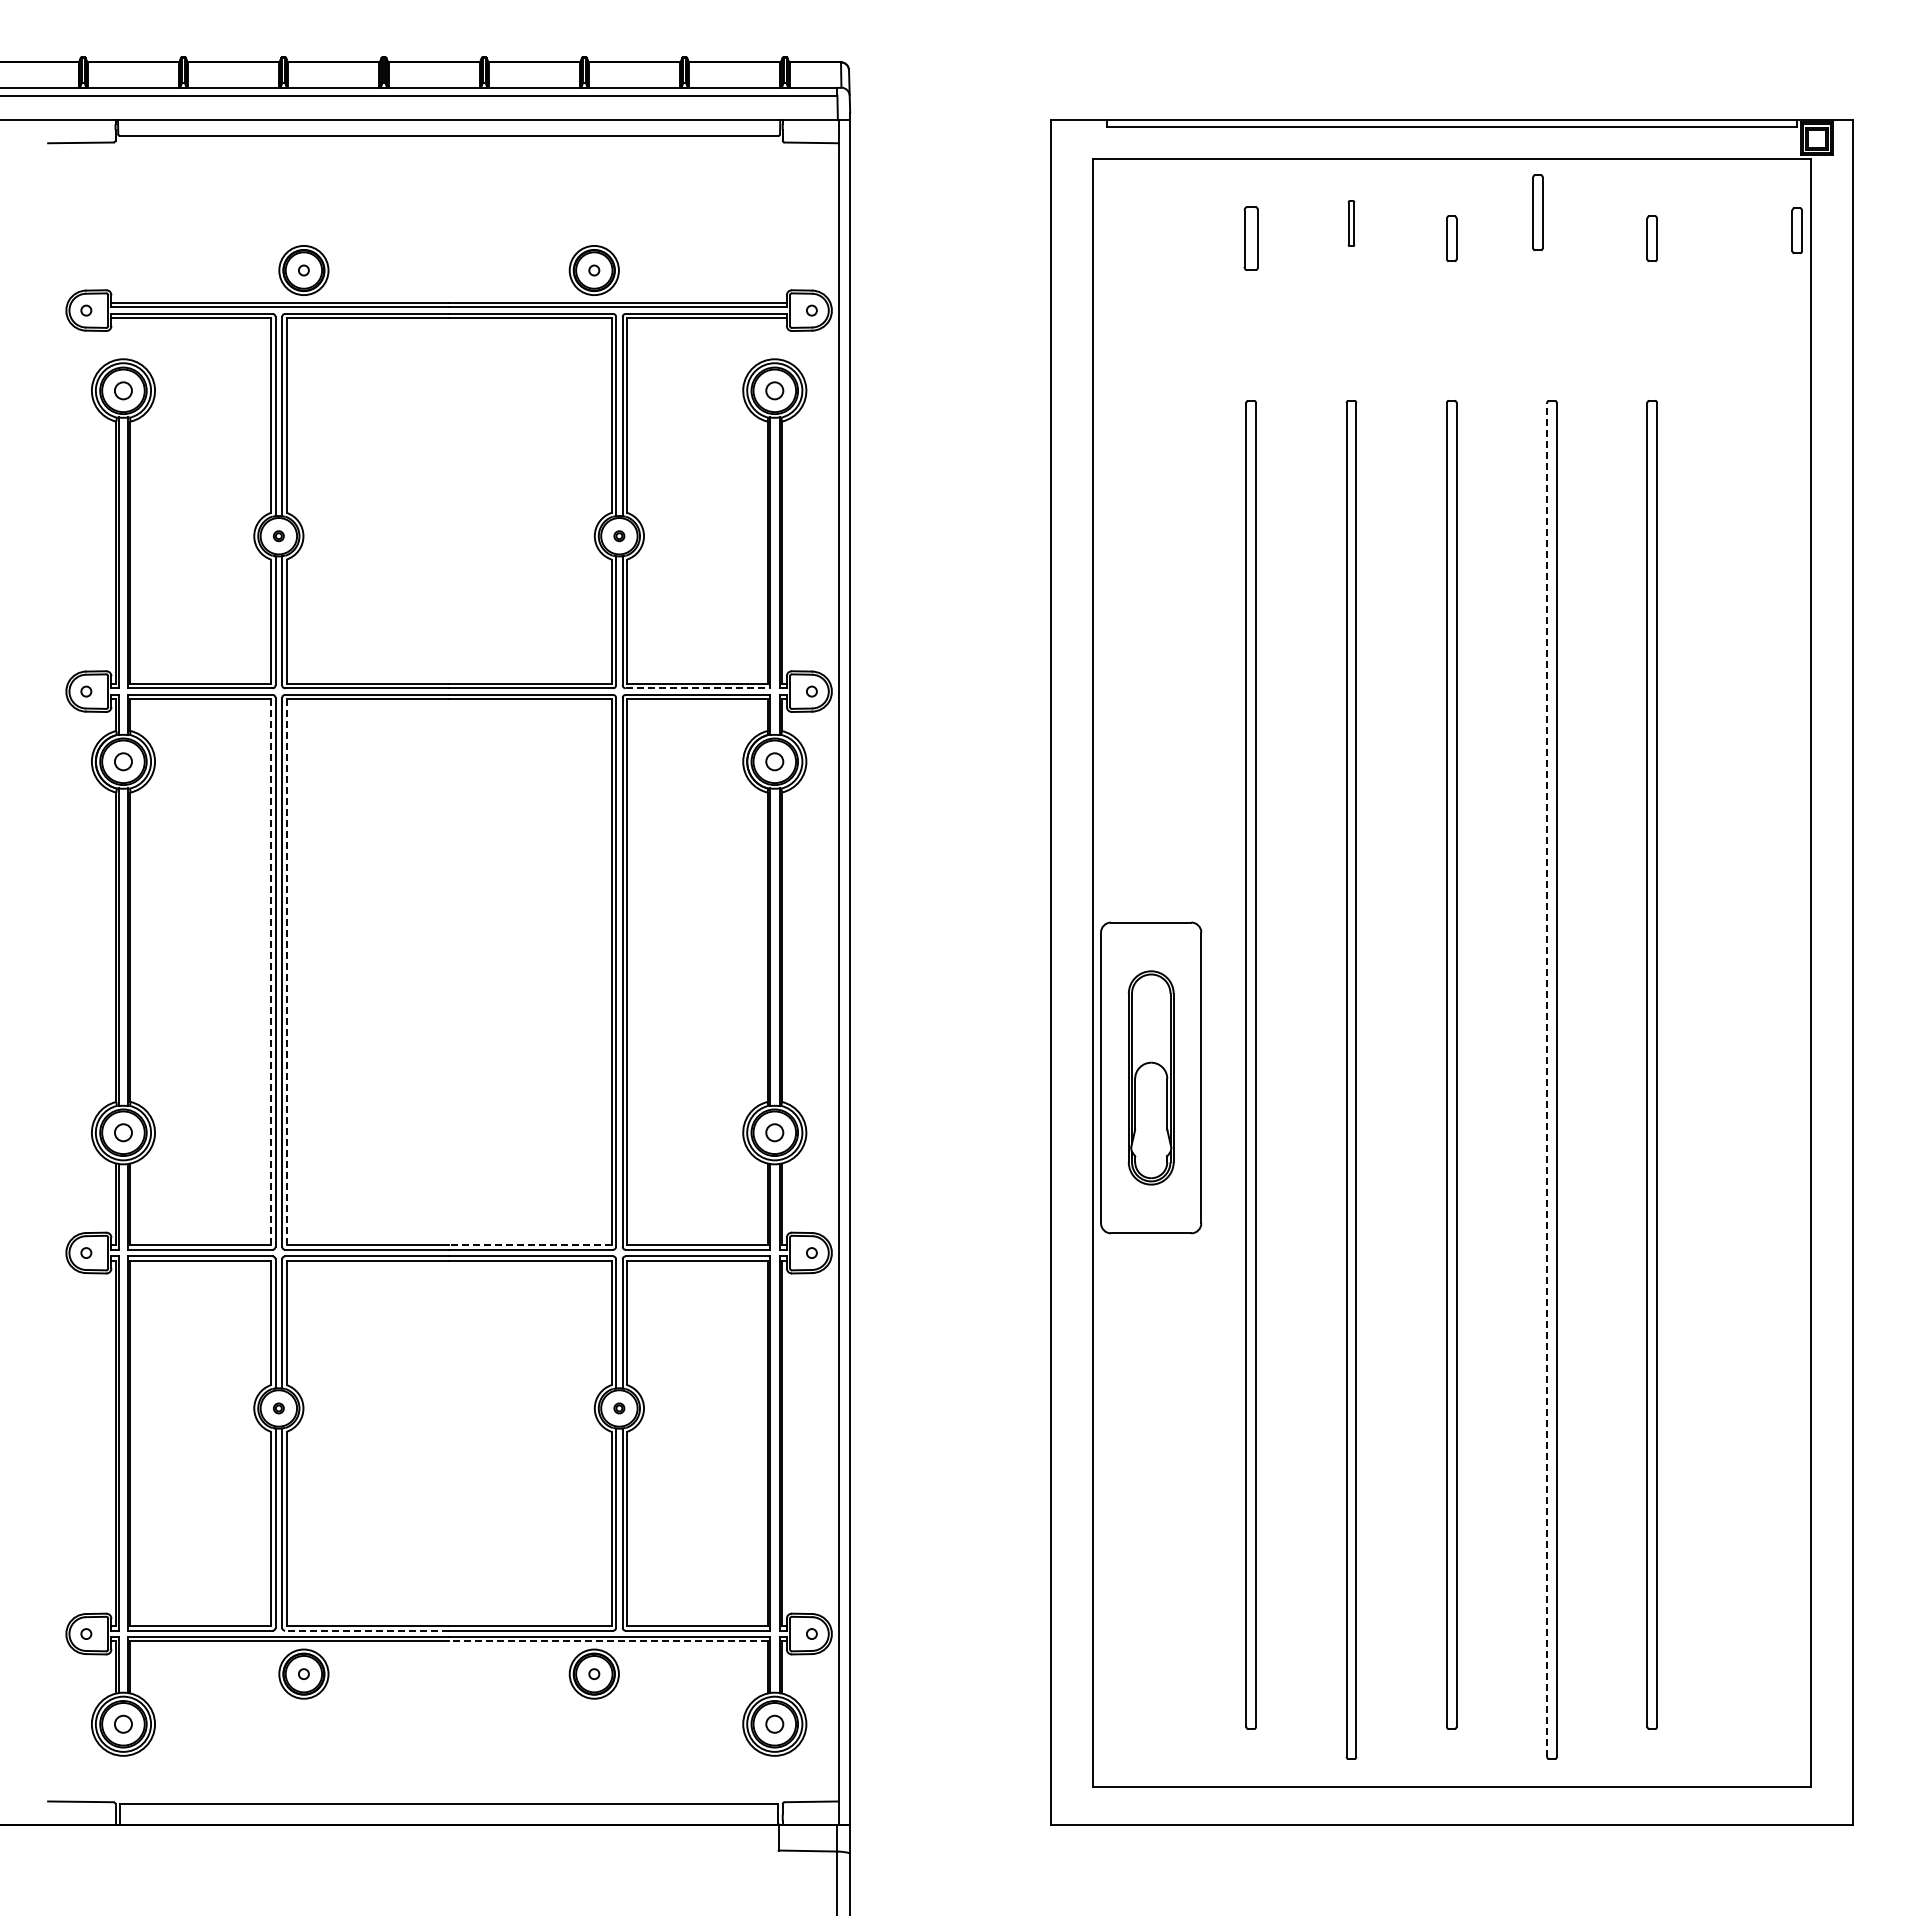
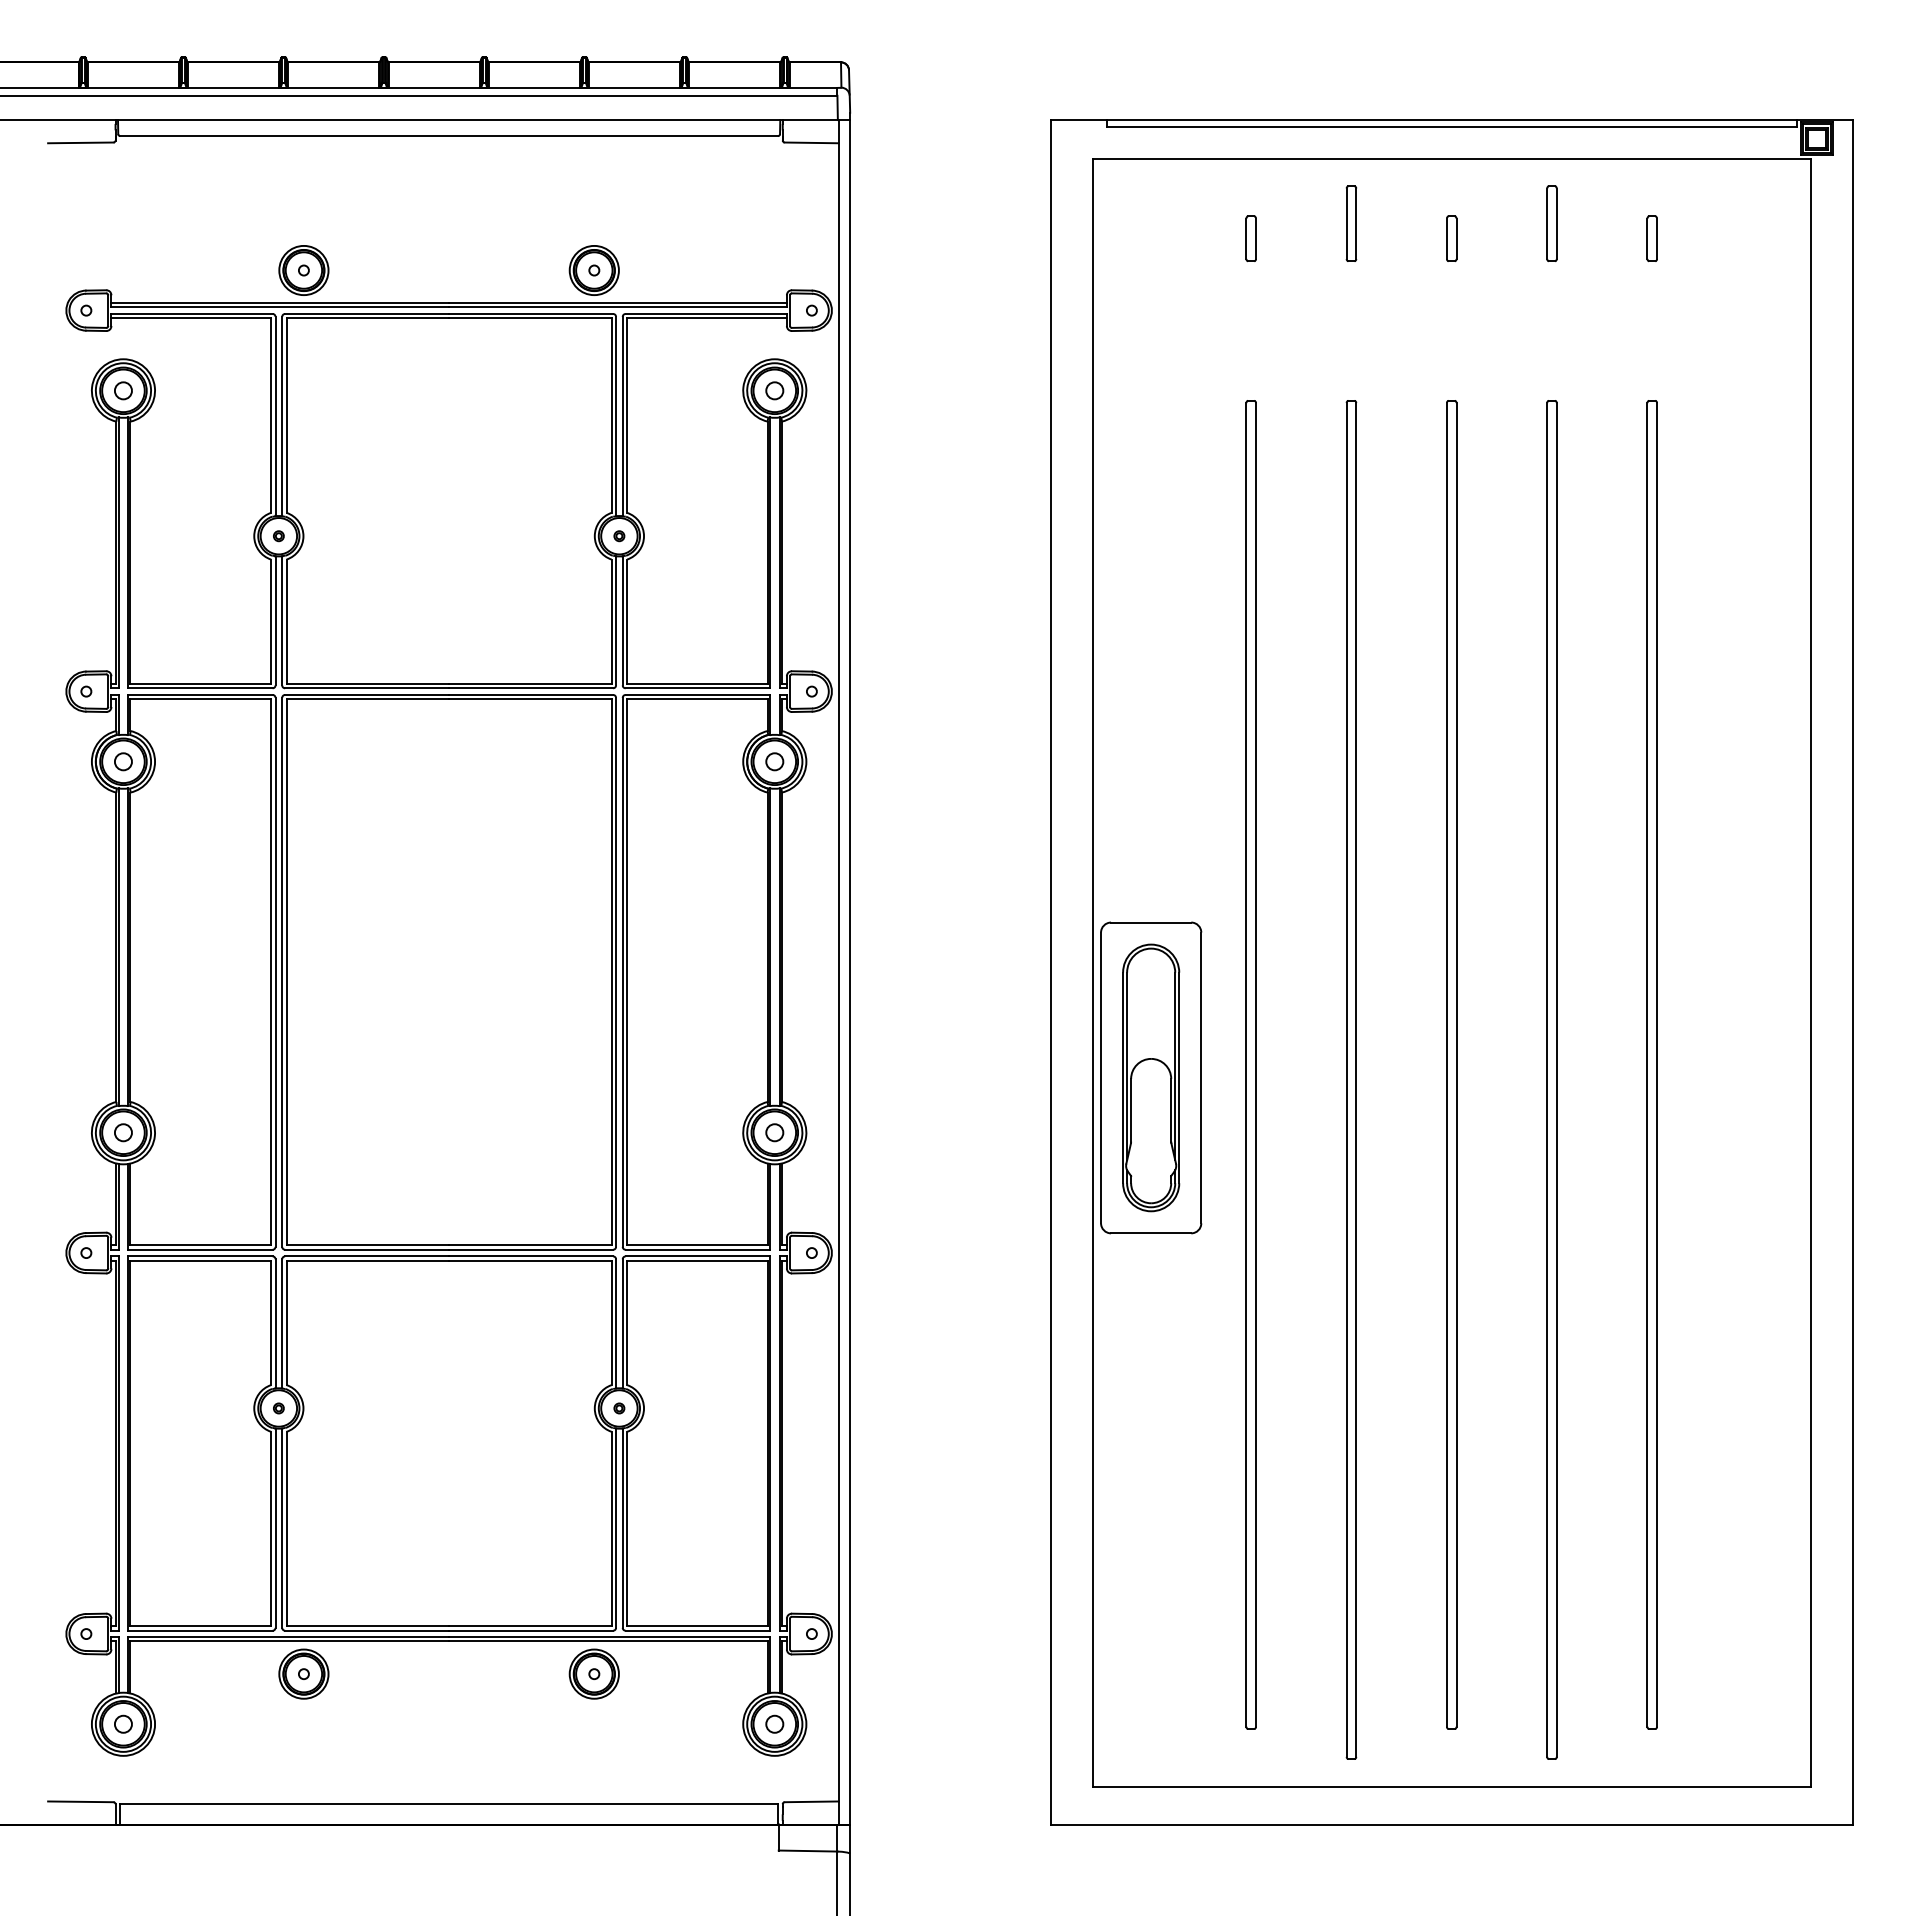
part position: (1537, 212) -> (1551, 223) (1551, 223)
part size: 9x47 px -> 13x77 px (1351, 223)
part: present -> none (1796, 230)
part size: 16x65 px -> 12x48 px (1250, 238)
line: dashed -> solid (698, 688)
line: dashed -> solid (271, 972)
line: dashed -> solid (286, 972)
part size: 48x216 px -> 59x270 px (1151, 1077)
line: dashed -> solid (1547, 1079)
line: dashed -> solid (529, 1245)
line: dashed -> solid (366, 1630)
line: dashed -> solid (607, 1641)
